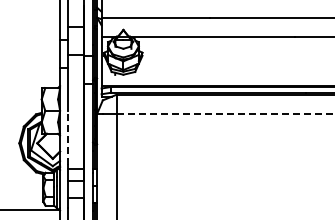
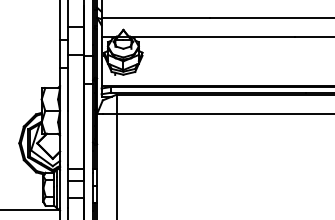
line: dashed -> solid (225, 113)
line: dashed -> solid (68, 137)
